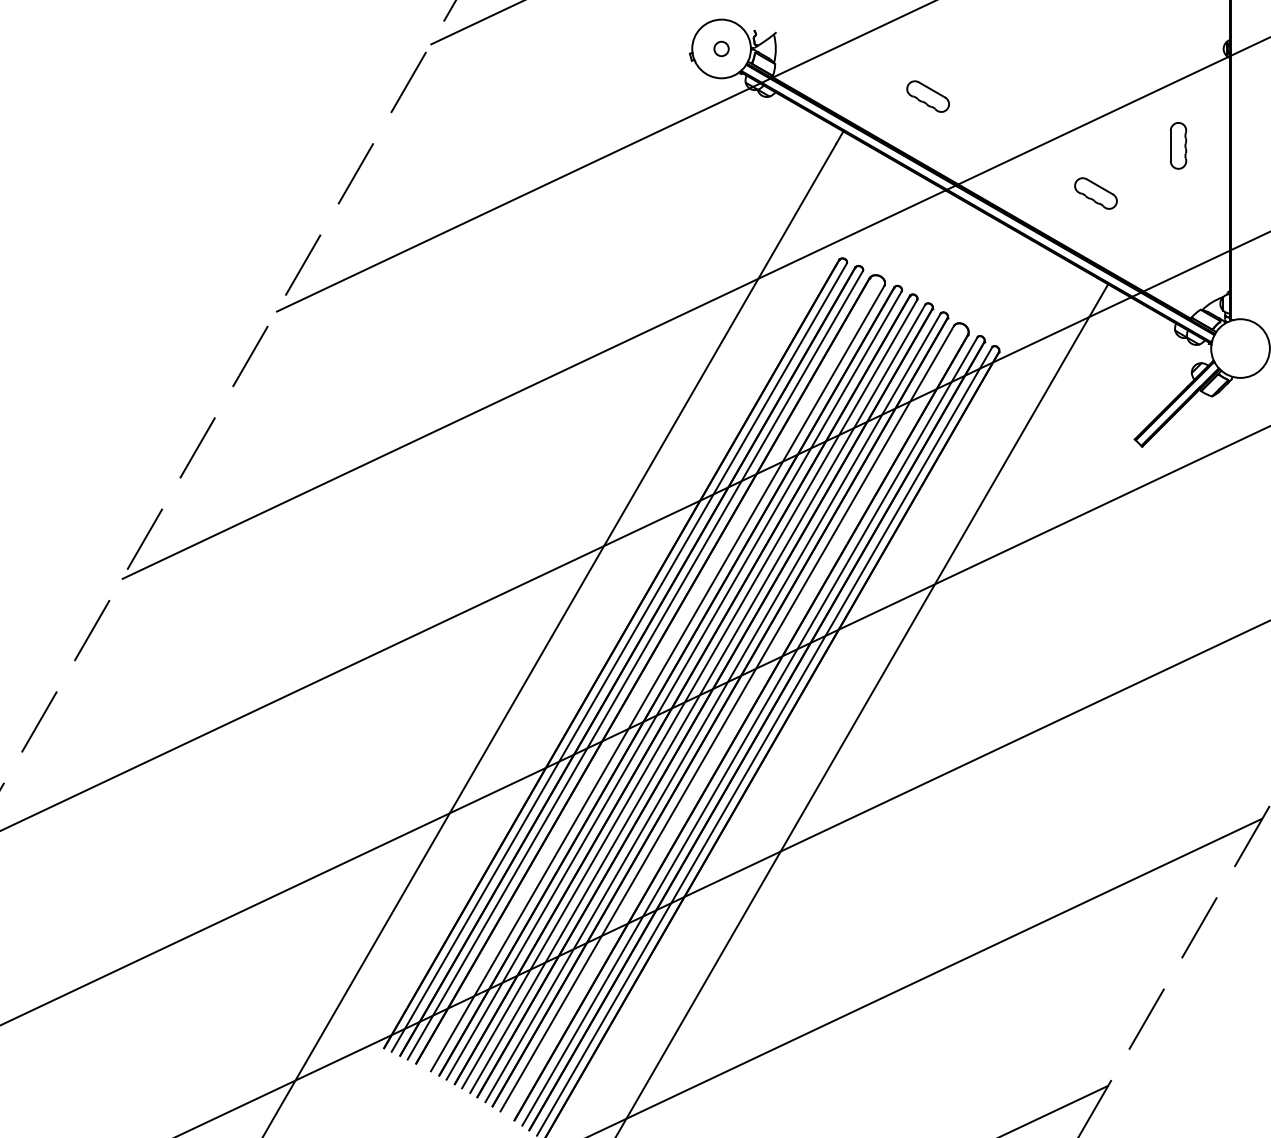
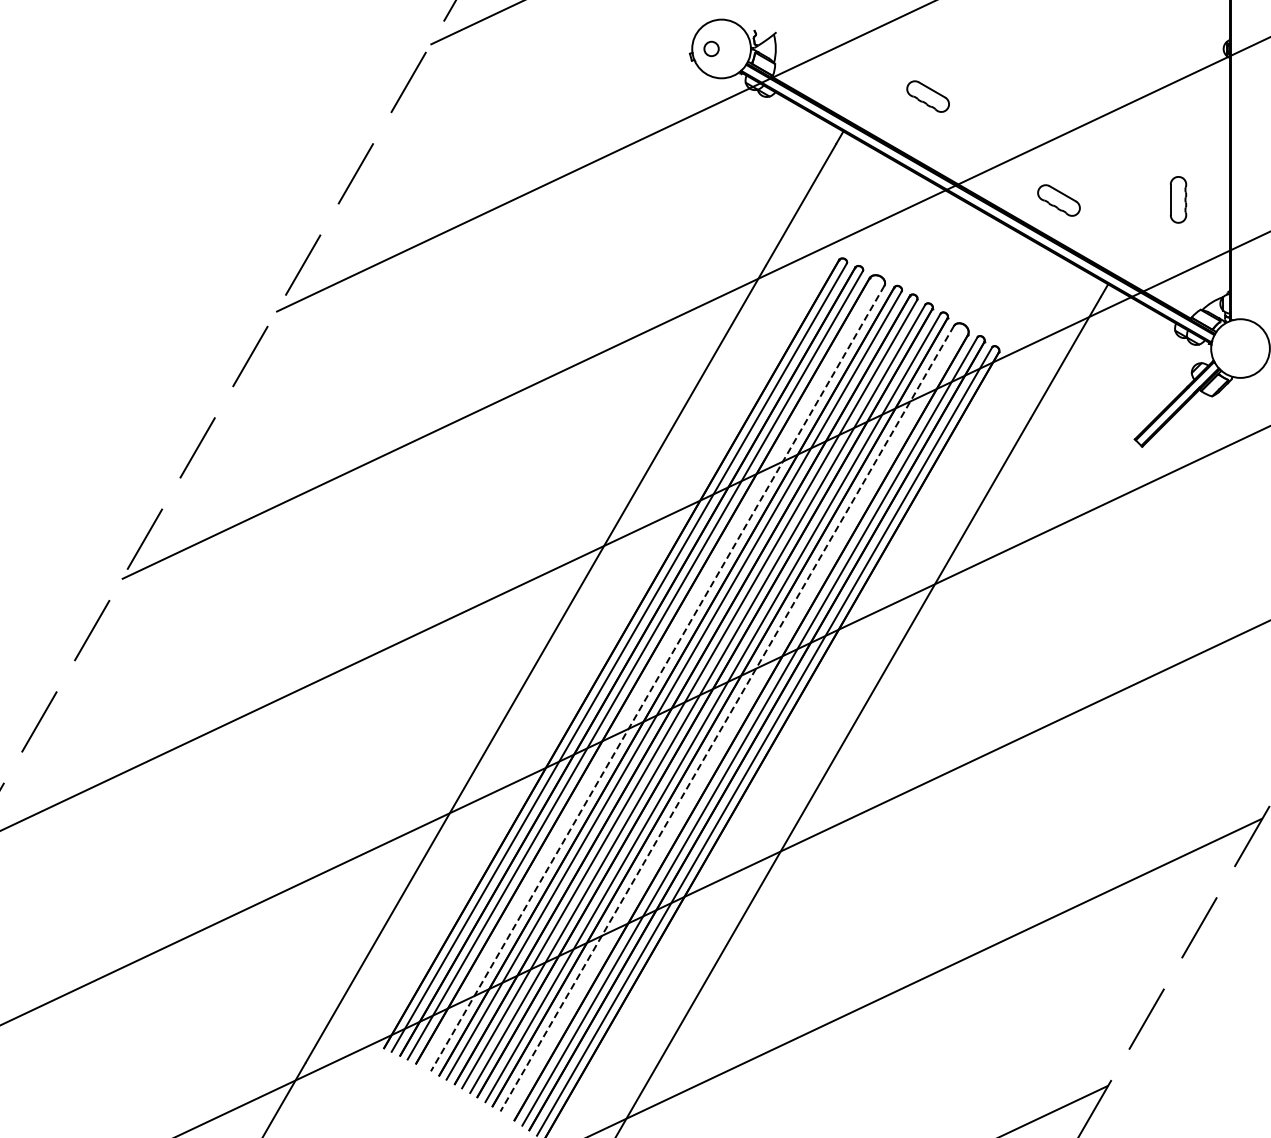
circle position: (721, 48) -> (711, 48) (711, 48)
part position: (1178, 145) -> (1178, 199) (1178, 199)
part position: (1095, 193) -> (1058, 200) (1058, 200)
line: solid -> dashed (657, 678)
line: solid -> dashed (727, 718)
